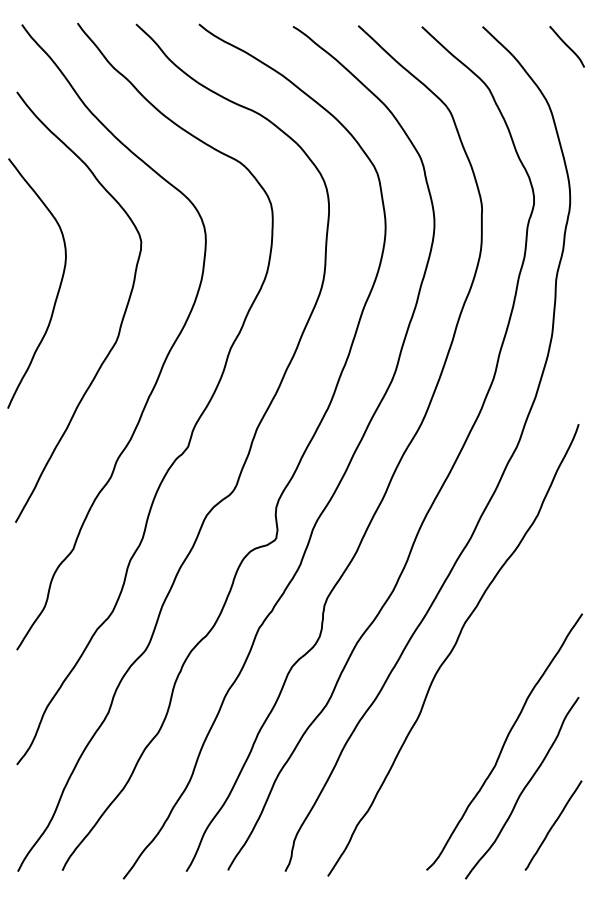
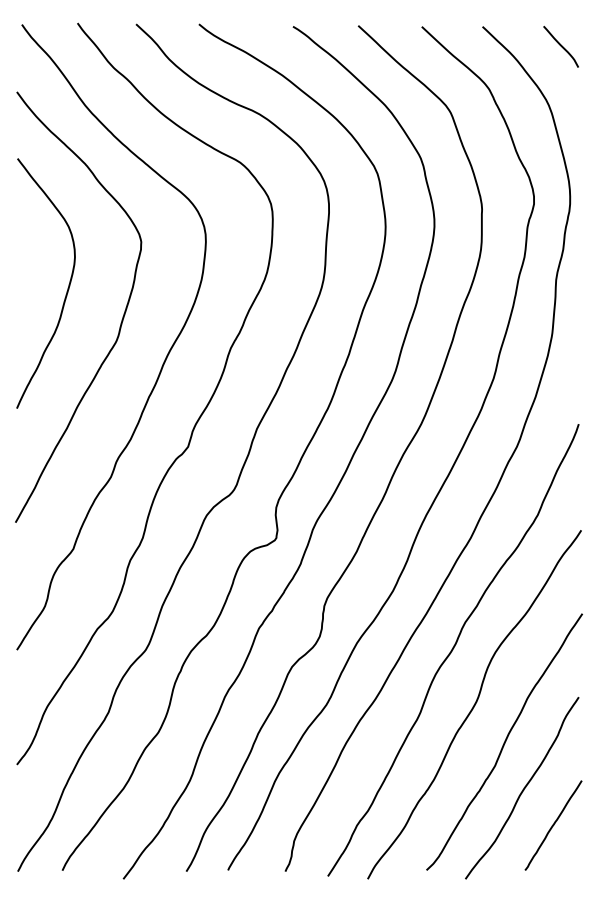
curve position: (566, 46) -> (560, 46) (560, 46)
curve position: (57, 291) -> (66, 291) (66, 291)
curve: none -> present (474, 704)
